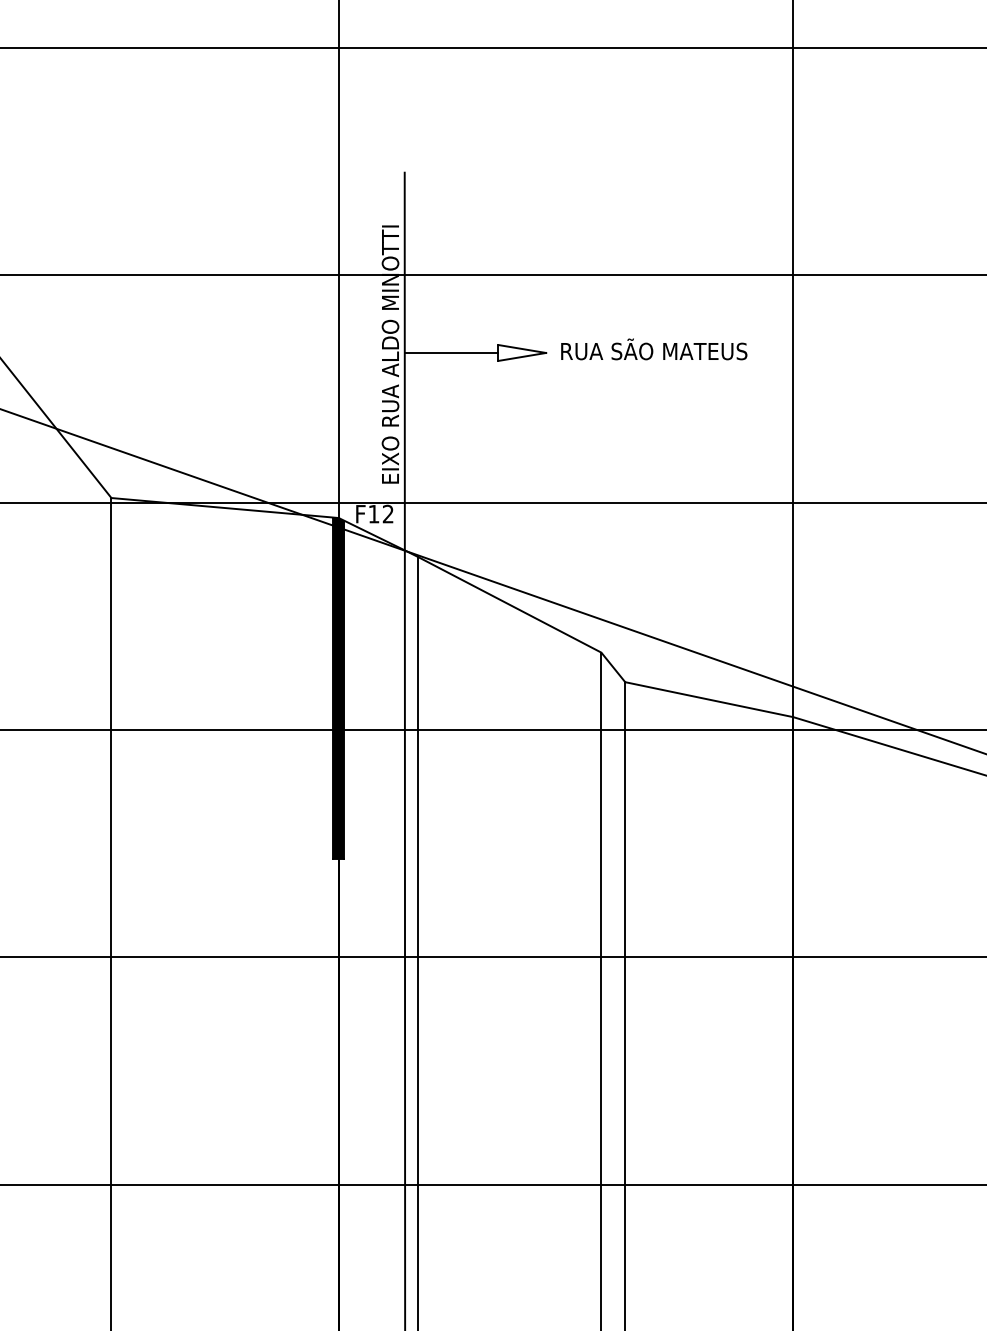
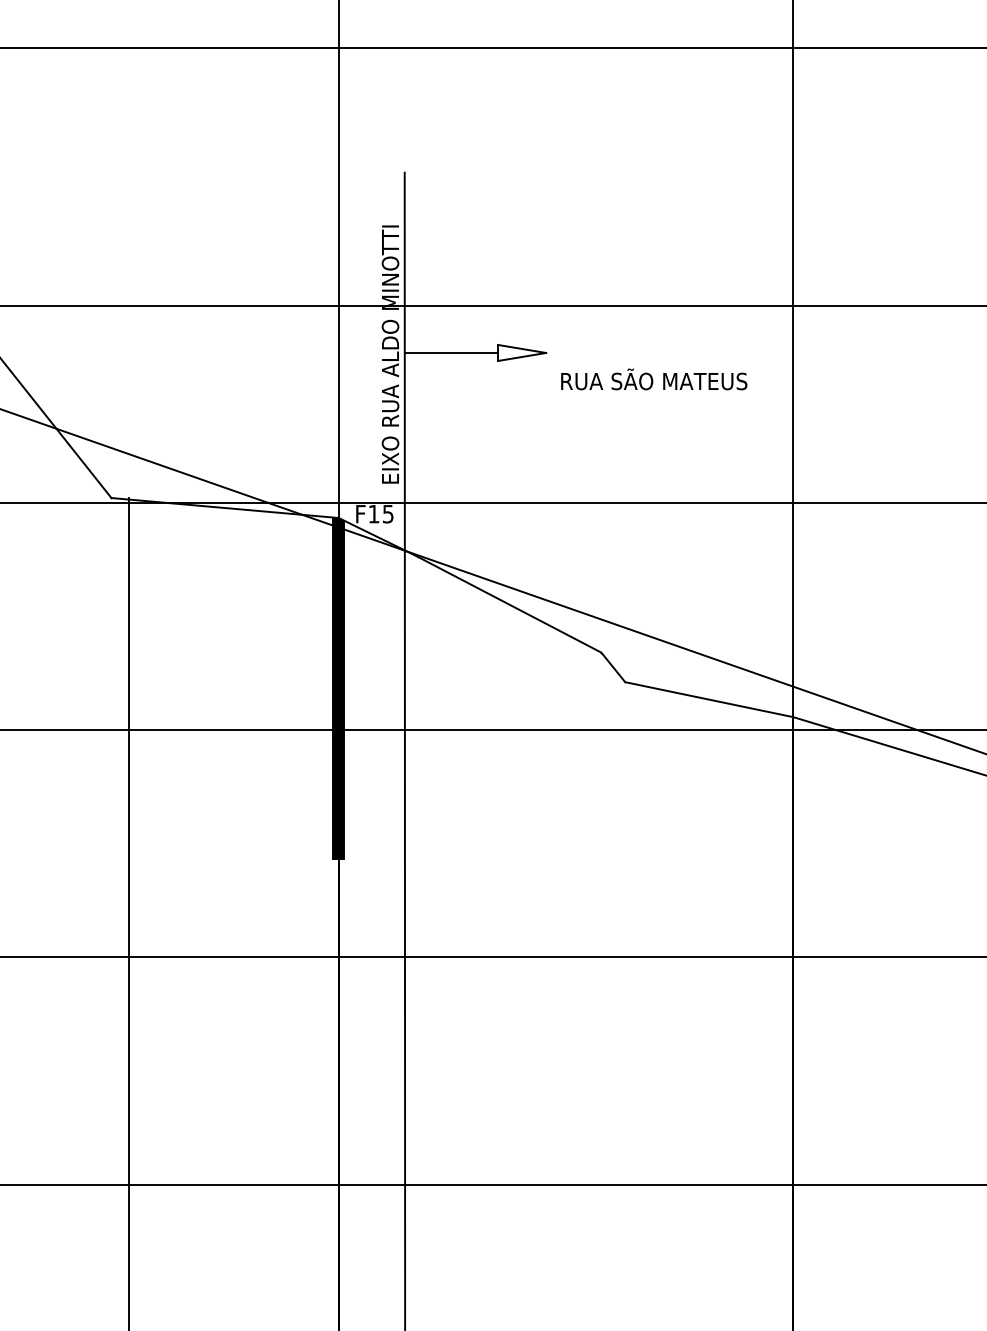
line position: (492, 275) -> (492, 306) (492, 306)
text position: (654, 349) -> (654, 379) (654, 379)
text: F12 -> F15 (388, 513)
line position: (111, 912) -> (129, 912) (129, 912)
line: present -> none (418, 942)
line: present -> none (601, 989)
line: present -> none (625, 1004)
